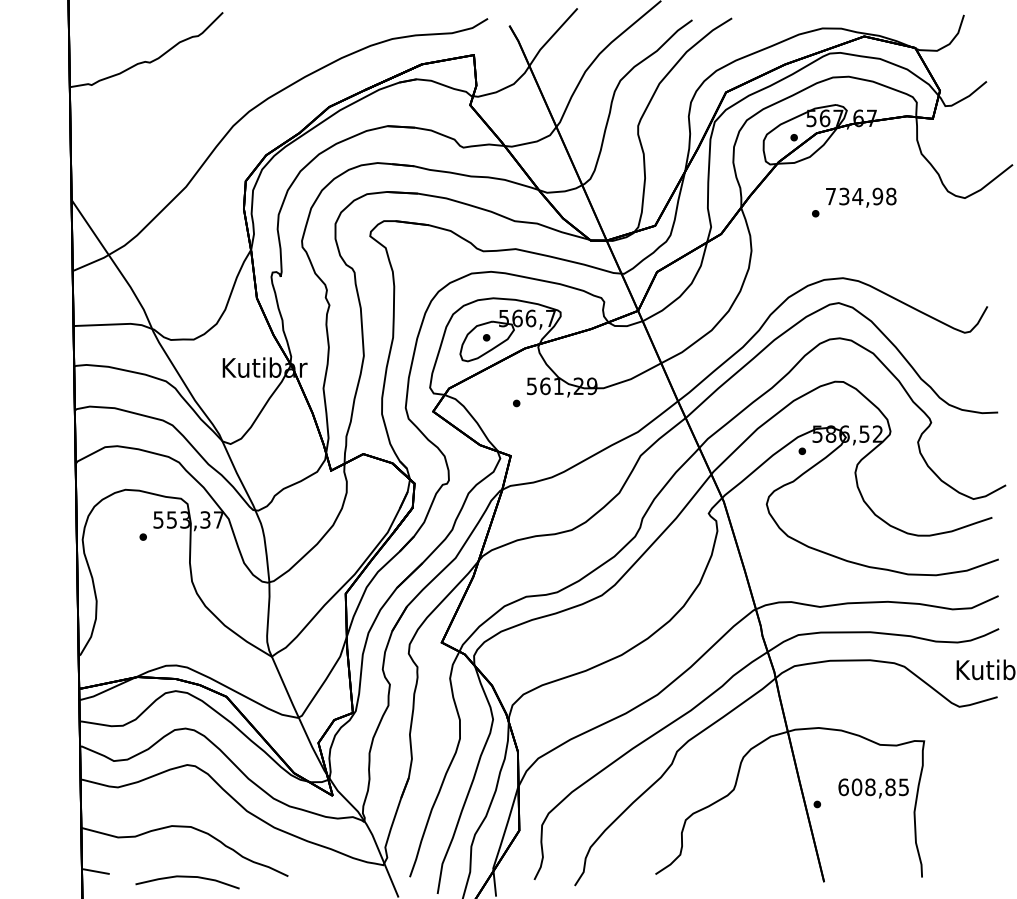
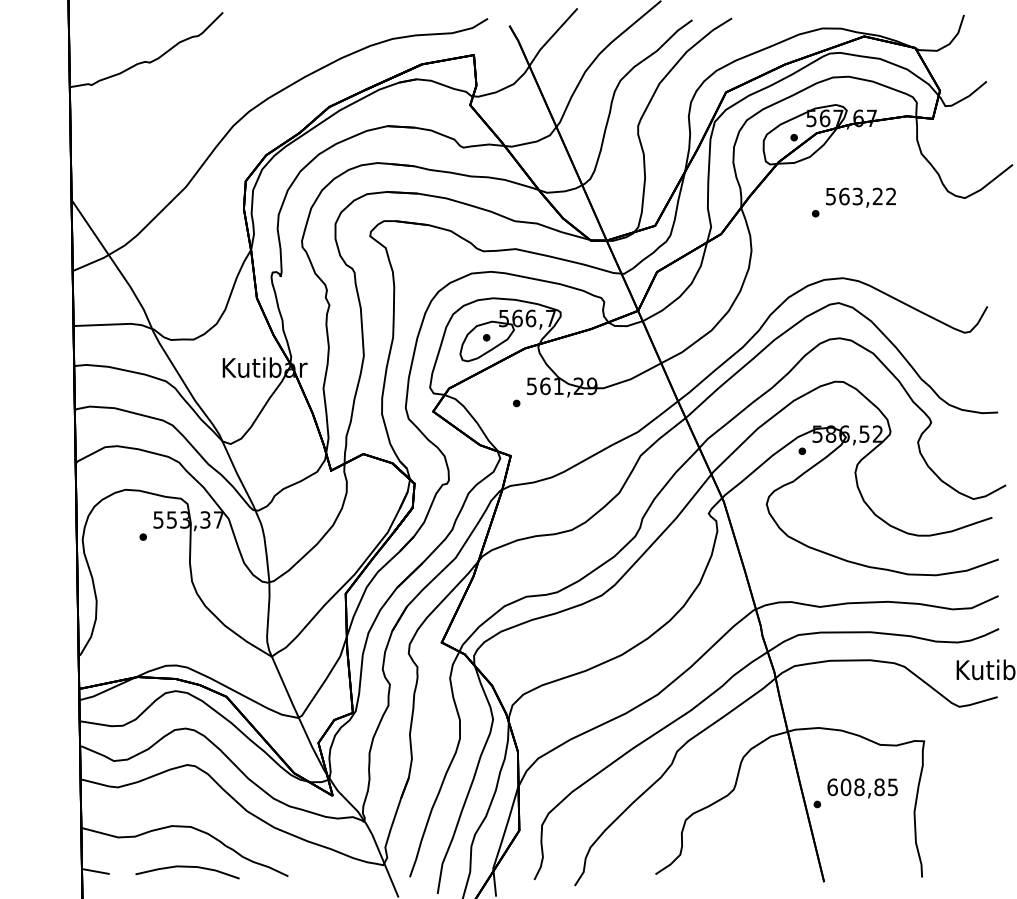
text: 734,98 -> 563,22 (861, 196)
text position: (873, 788) -> (862, 788) (862, 788)
curve position: (187, 877) -> (187, 867) (187, 867)
